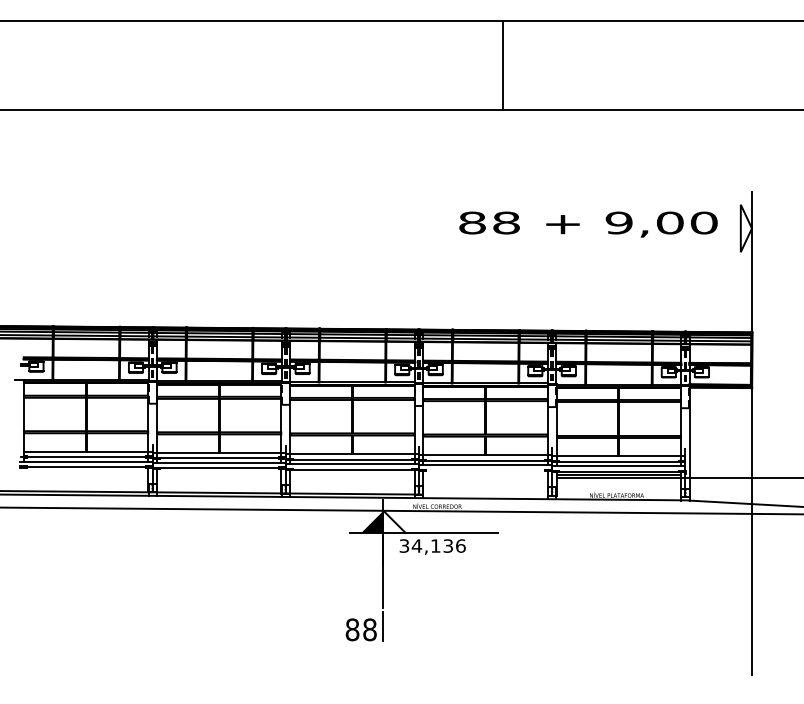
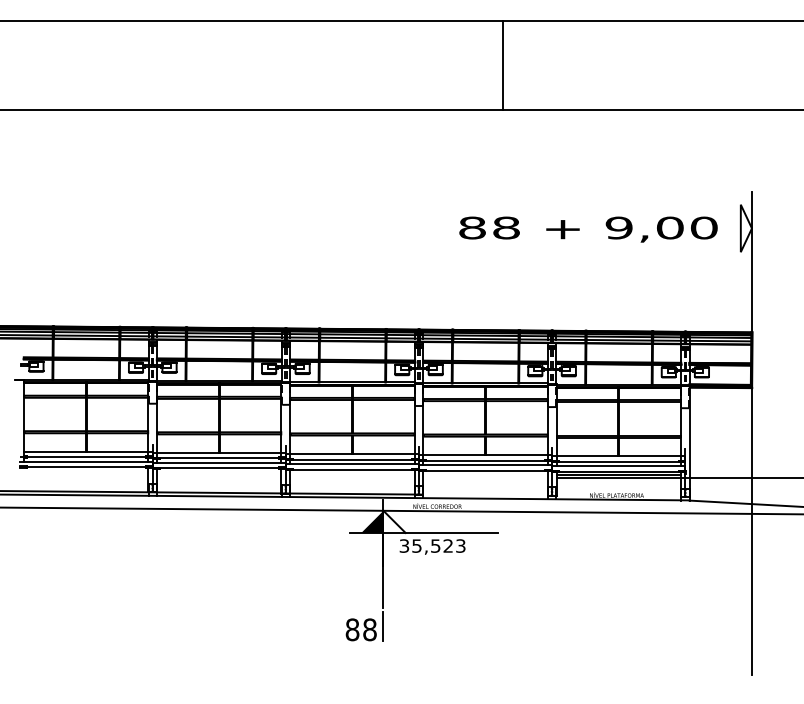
text position: (588, 224) -> (588, 229) (588, 229)
line: none -> present (485, 470)
text: 34,136 -> 35,523 (438, 545)
